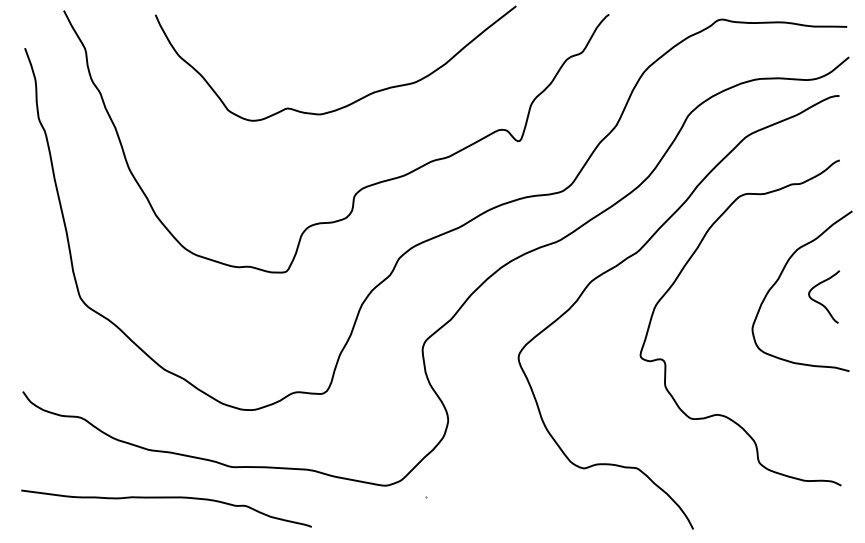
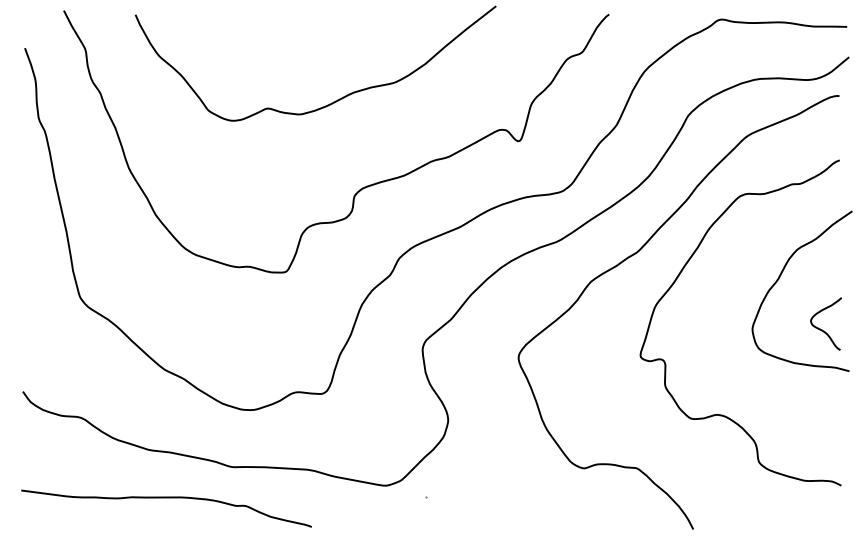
curve position: (353, 101) -> (333, 101) (333, 101)
curve position: (820, 302) -> (822, 329) (822, 329)
